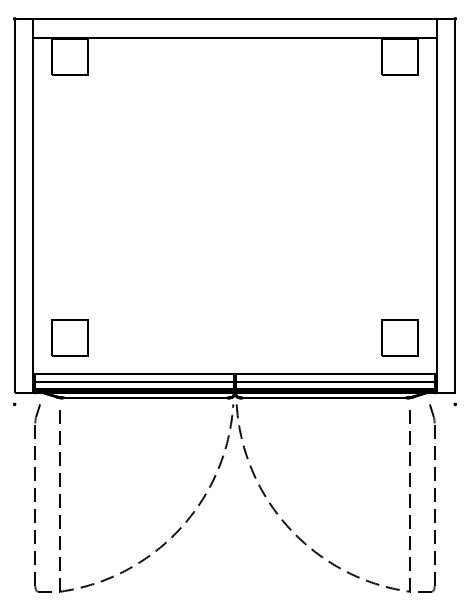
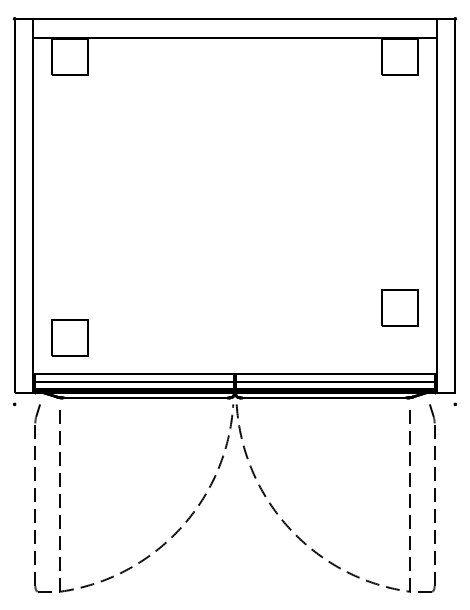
part position: (399, 337) -> (399, 307) (399, 307)
